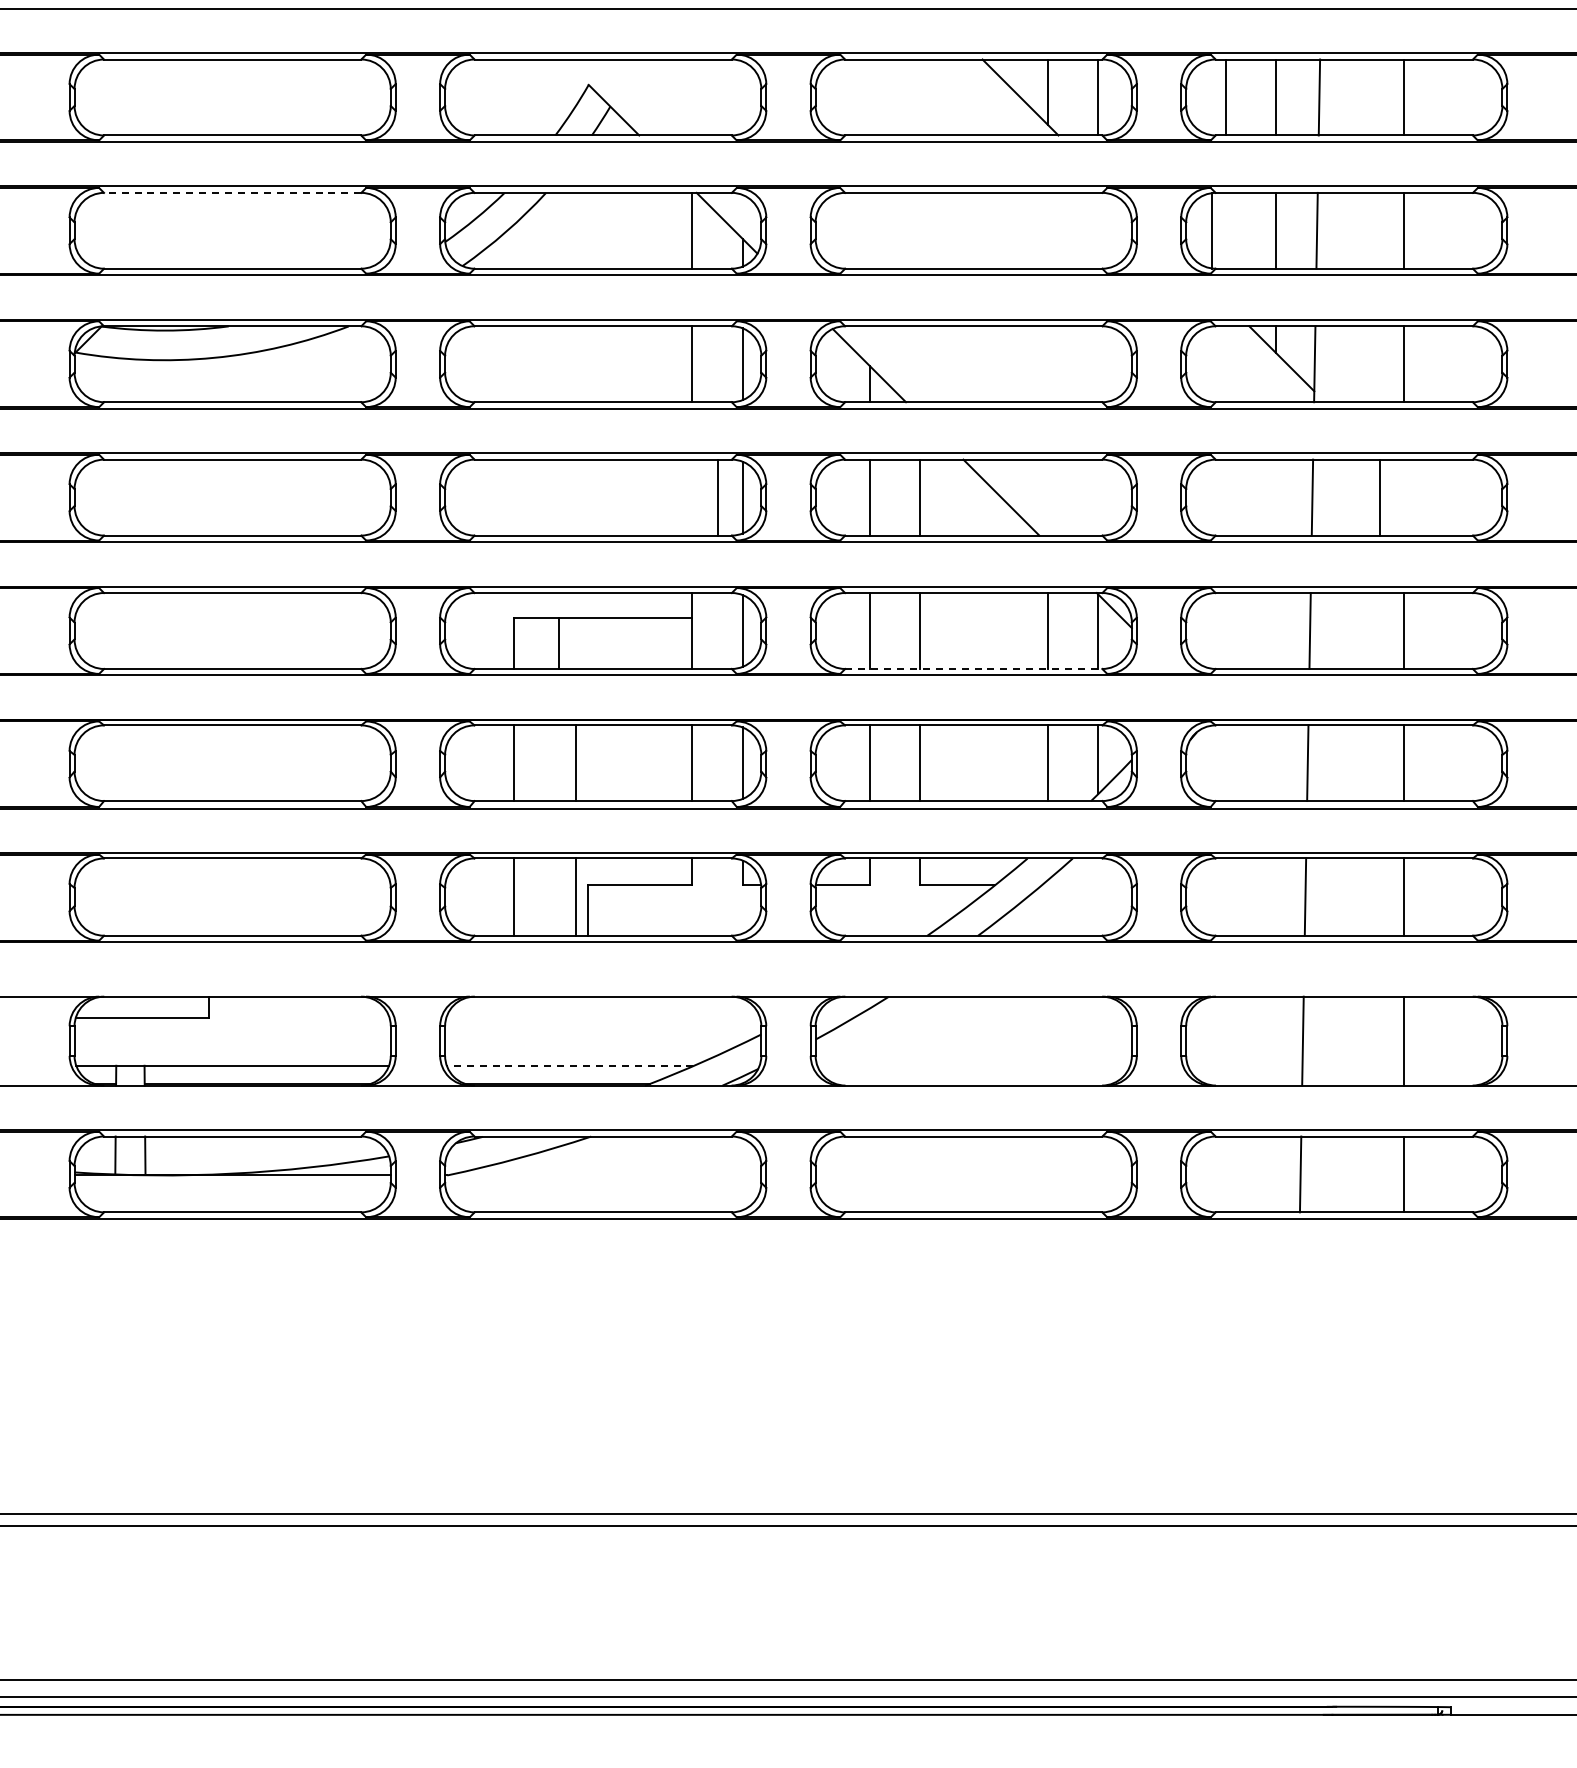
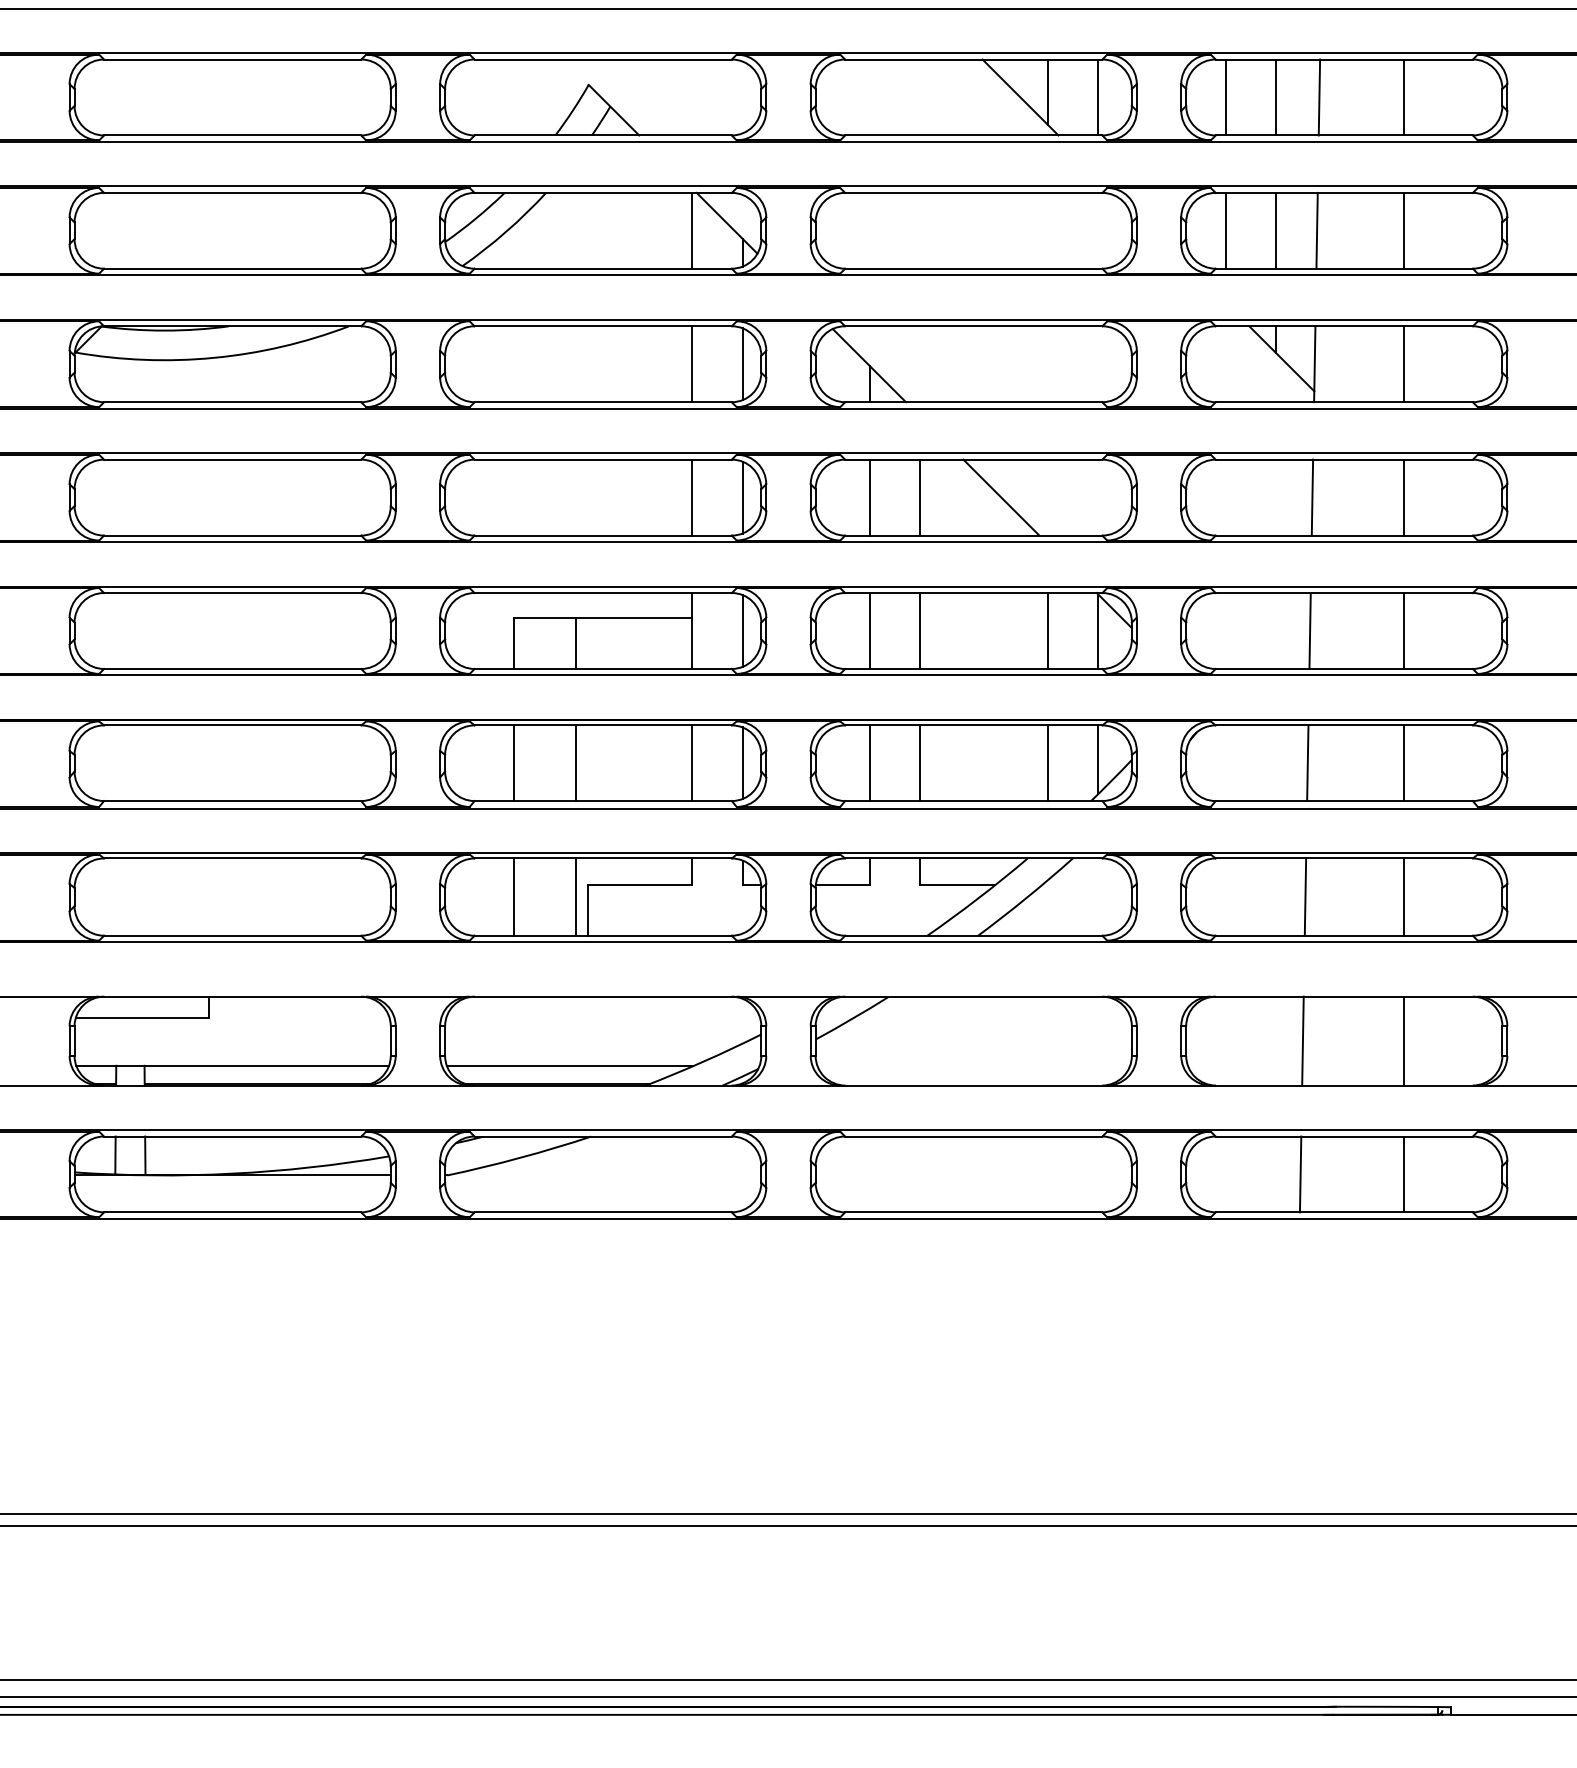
line: dashed -> solid (232, 192)
line position: (1211, 230) -> (1225, 230) (1225, 230)
line position: (718, 497) -> (692, 497) (692, 497)
line position: (1379, 497) -> (1403, 497) (1403, 497)
line position: (559, 643) -> (576, 643) (576, 643)
line: dashed -> solid (973, 668)
line: dashed -> solid (569, 1065)
